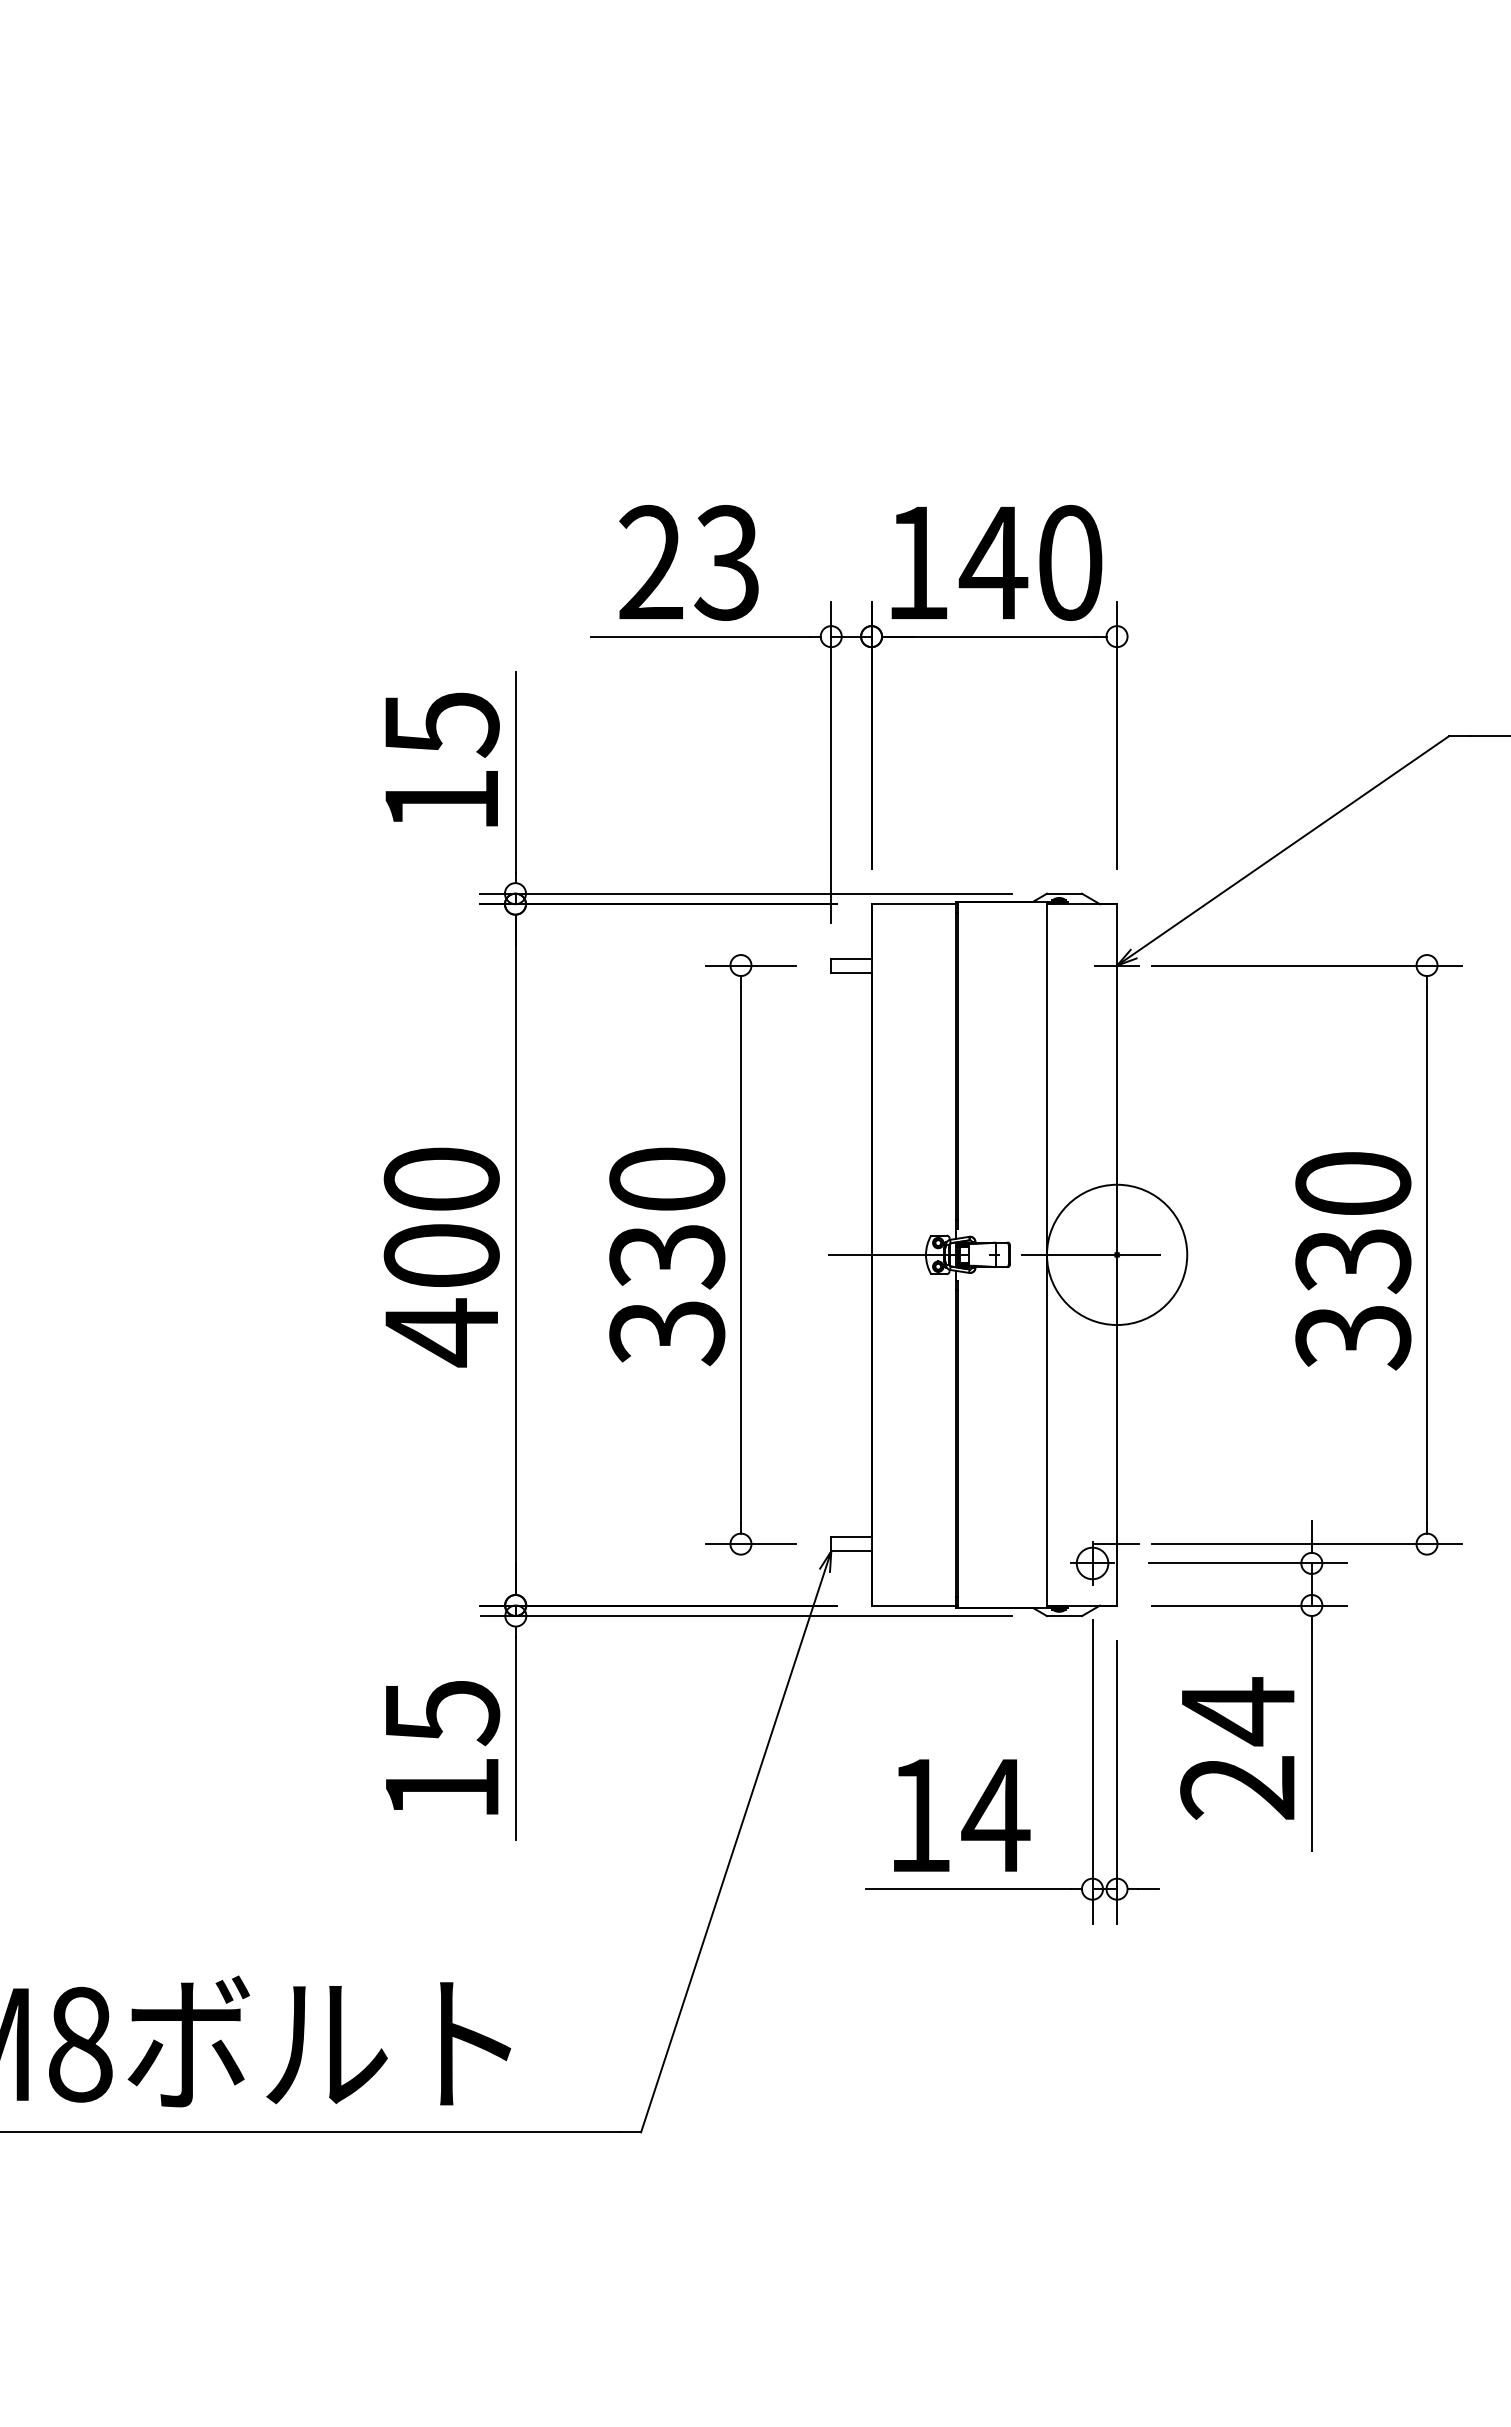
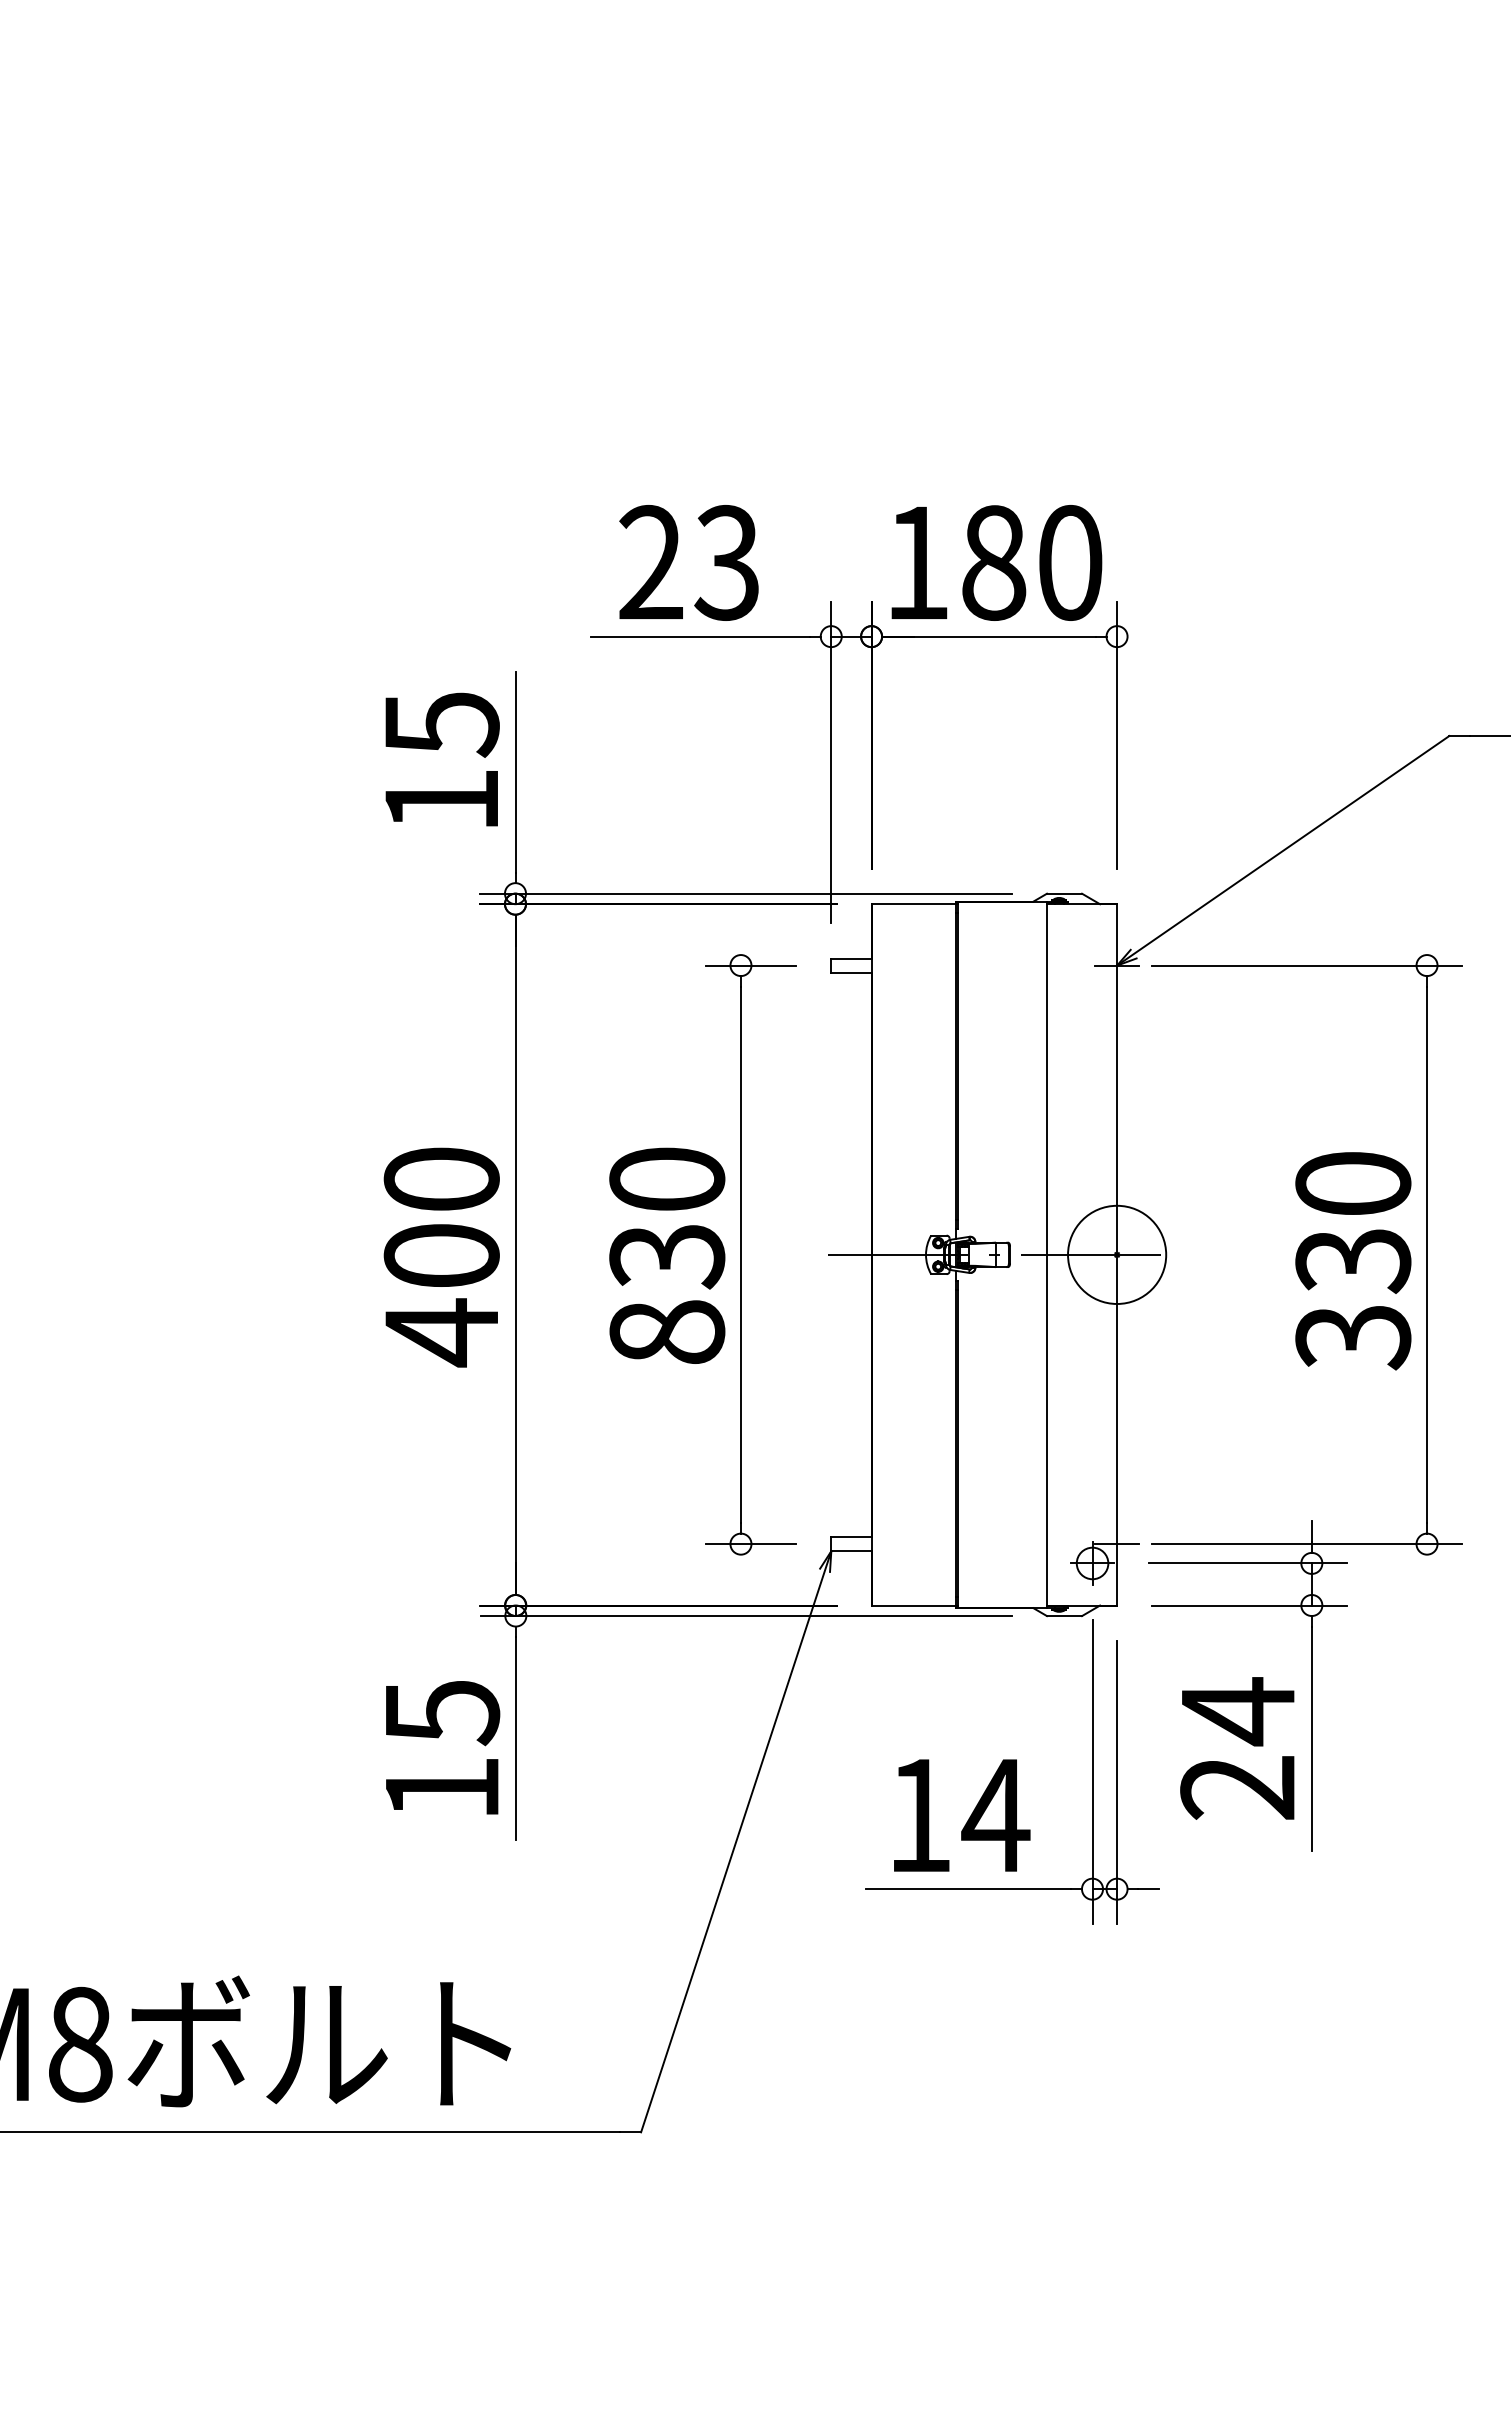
text: 140 -> 180 (993, 562)
circle diameter: 140 px -> 98 px (1117, 1254)
text: 330 -> 830 (667, 1333)
